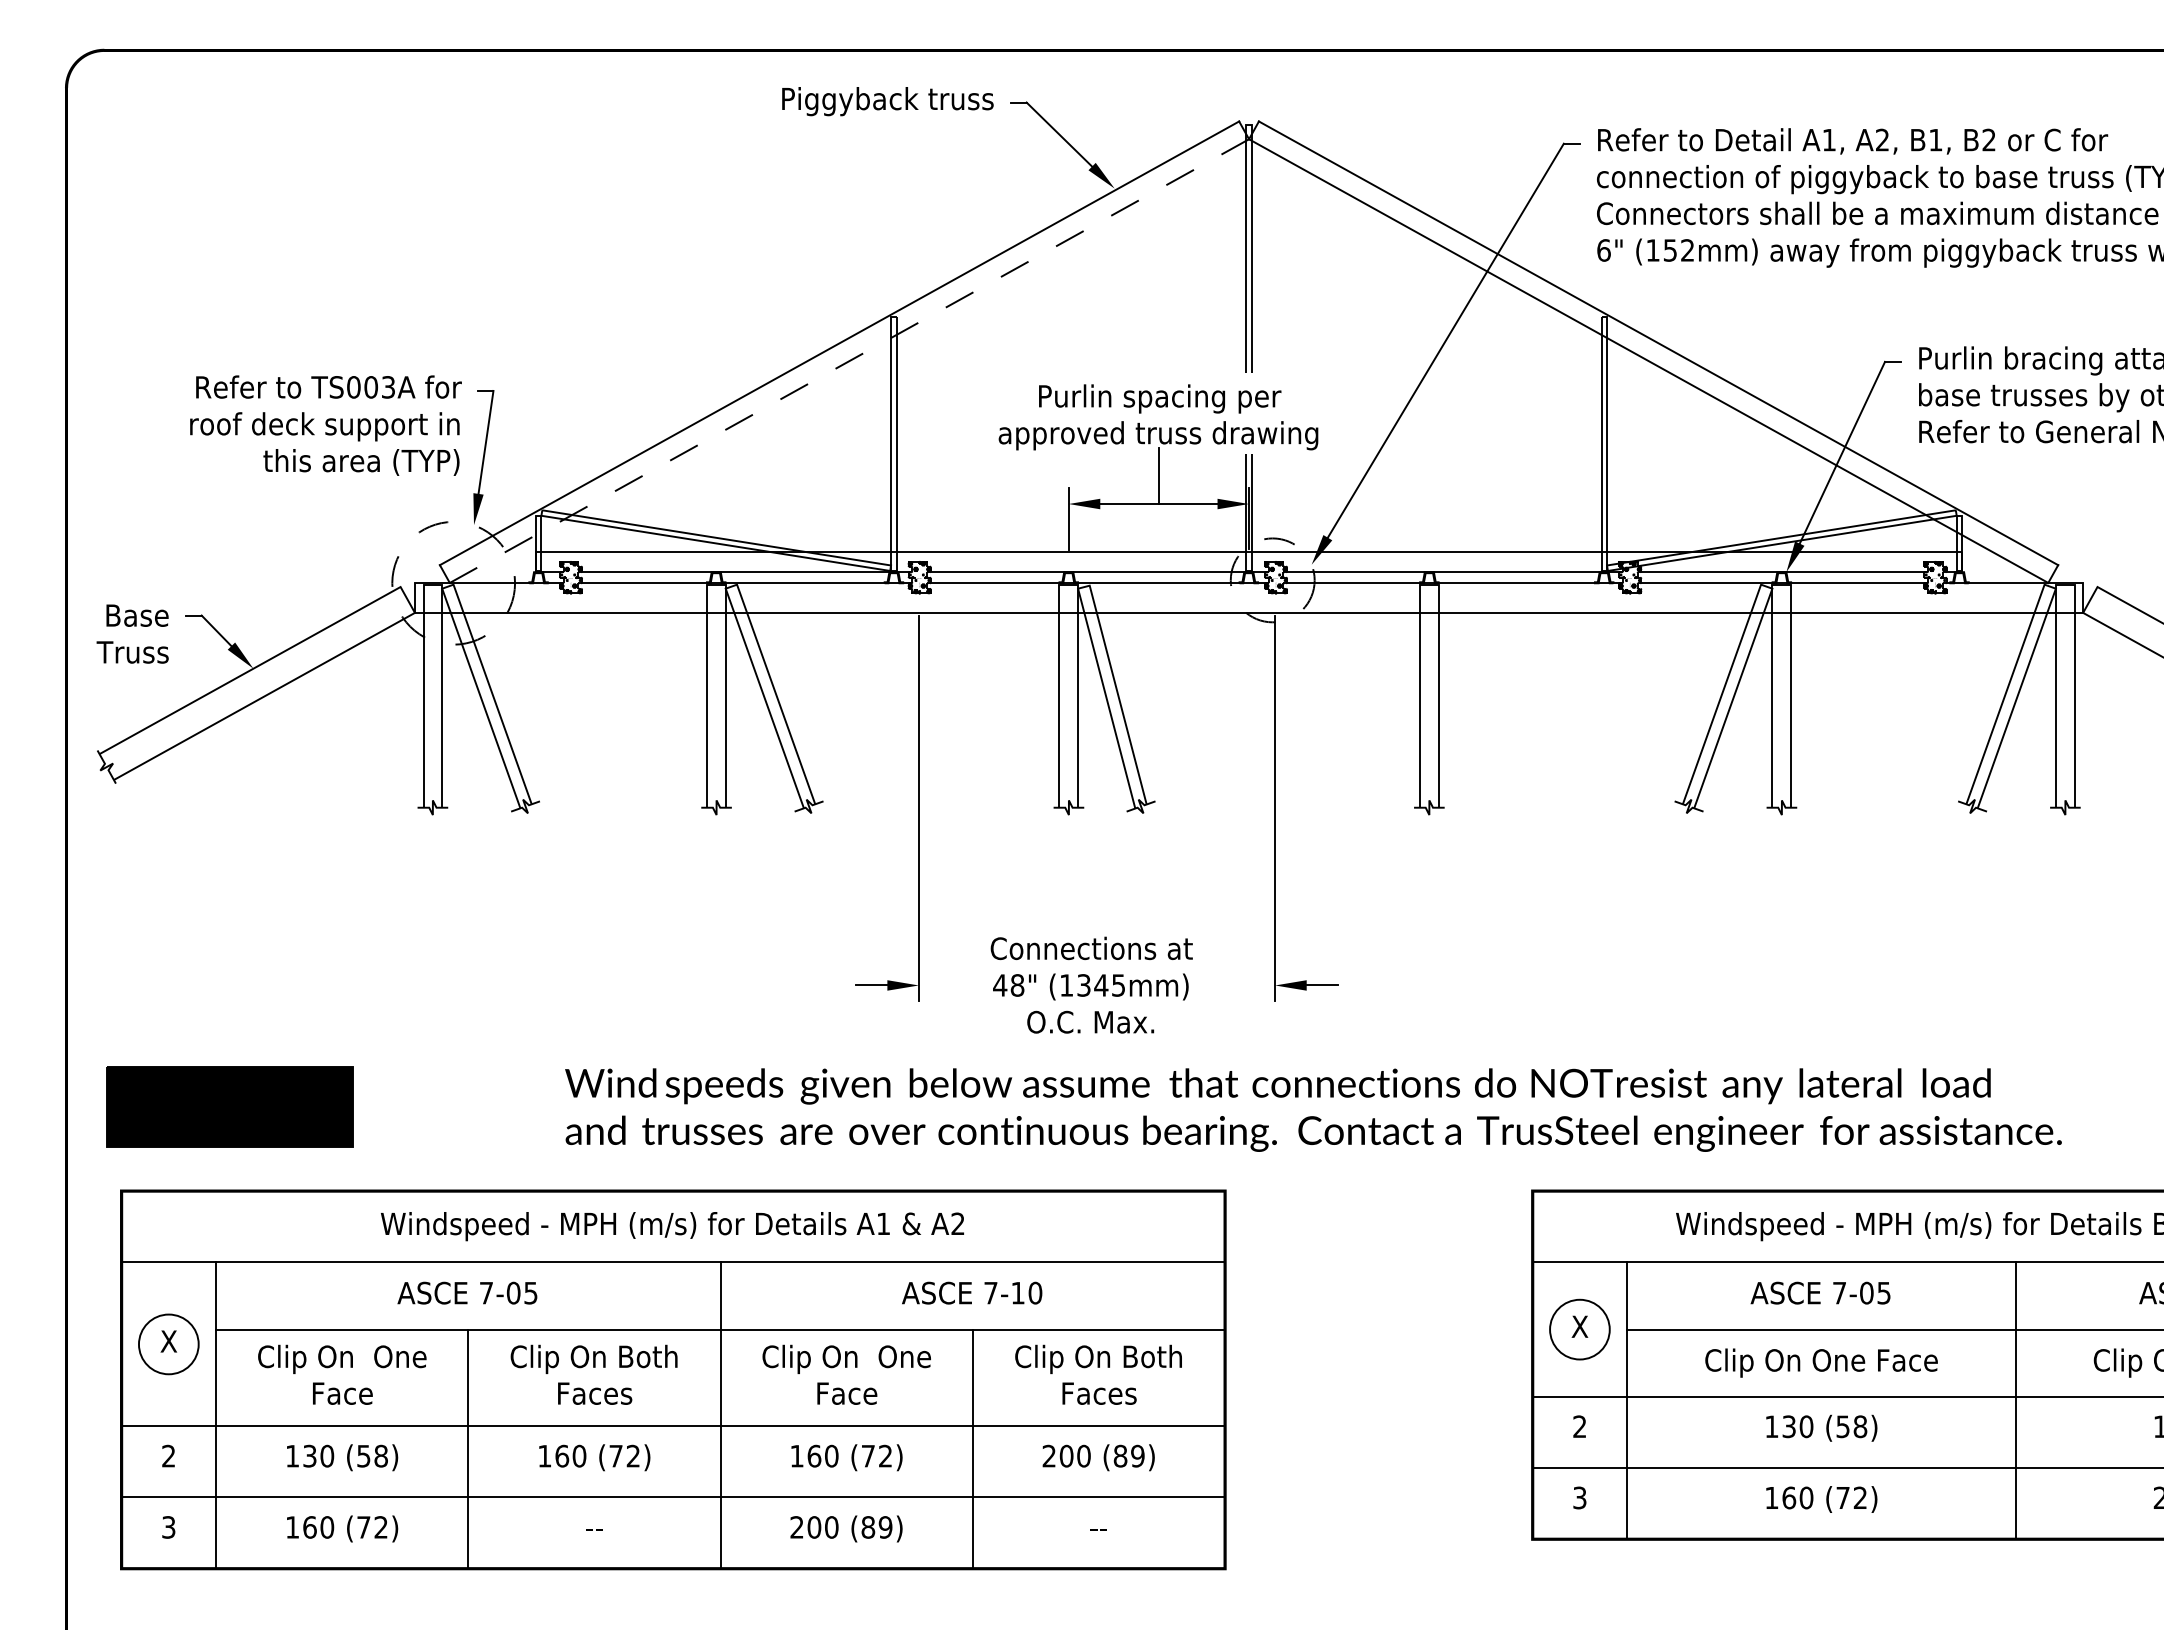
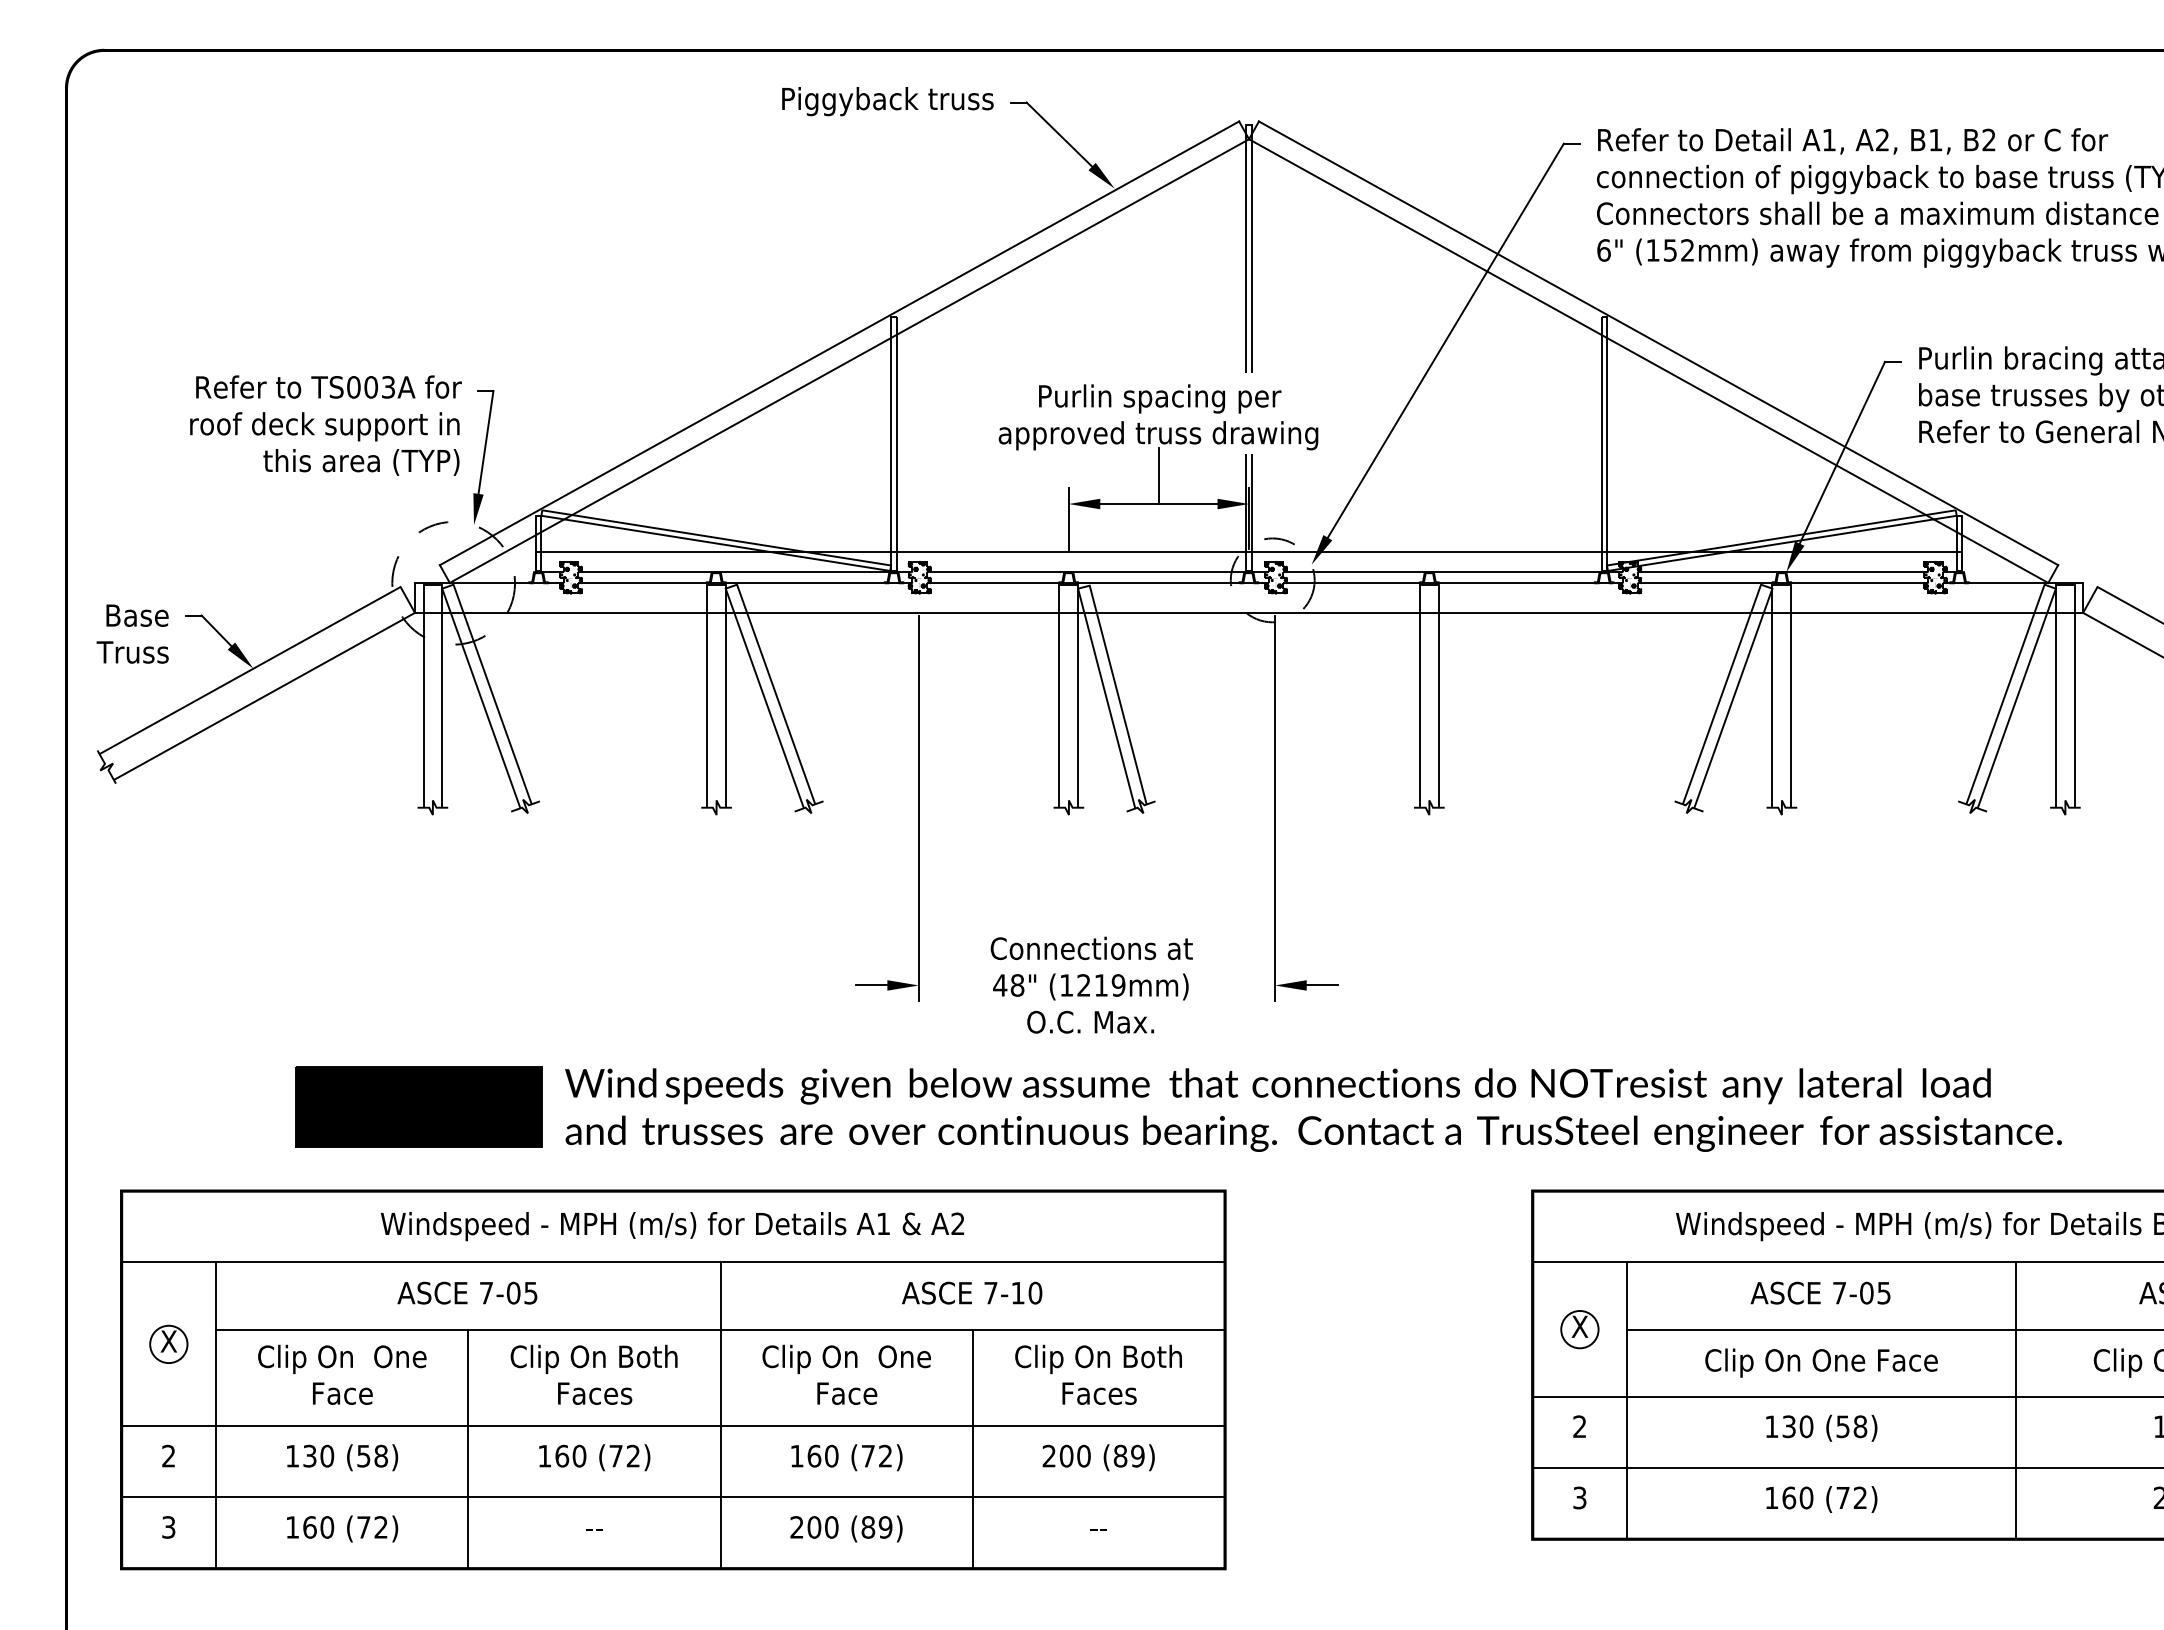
line: dashed -> solid (849, 361)
text: (1345mm) -> (1219mm) (1101, 985)
part position: (229, 1106) -> (418, 1106) (418, 1106)
circle diameter: 60 px -> 37 px (1579, 1329)
circle diameter: 60 px -> 37 px (168, 1344)
